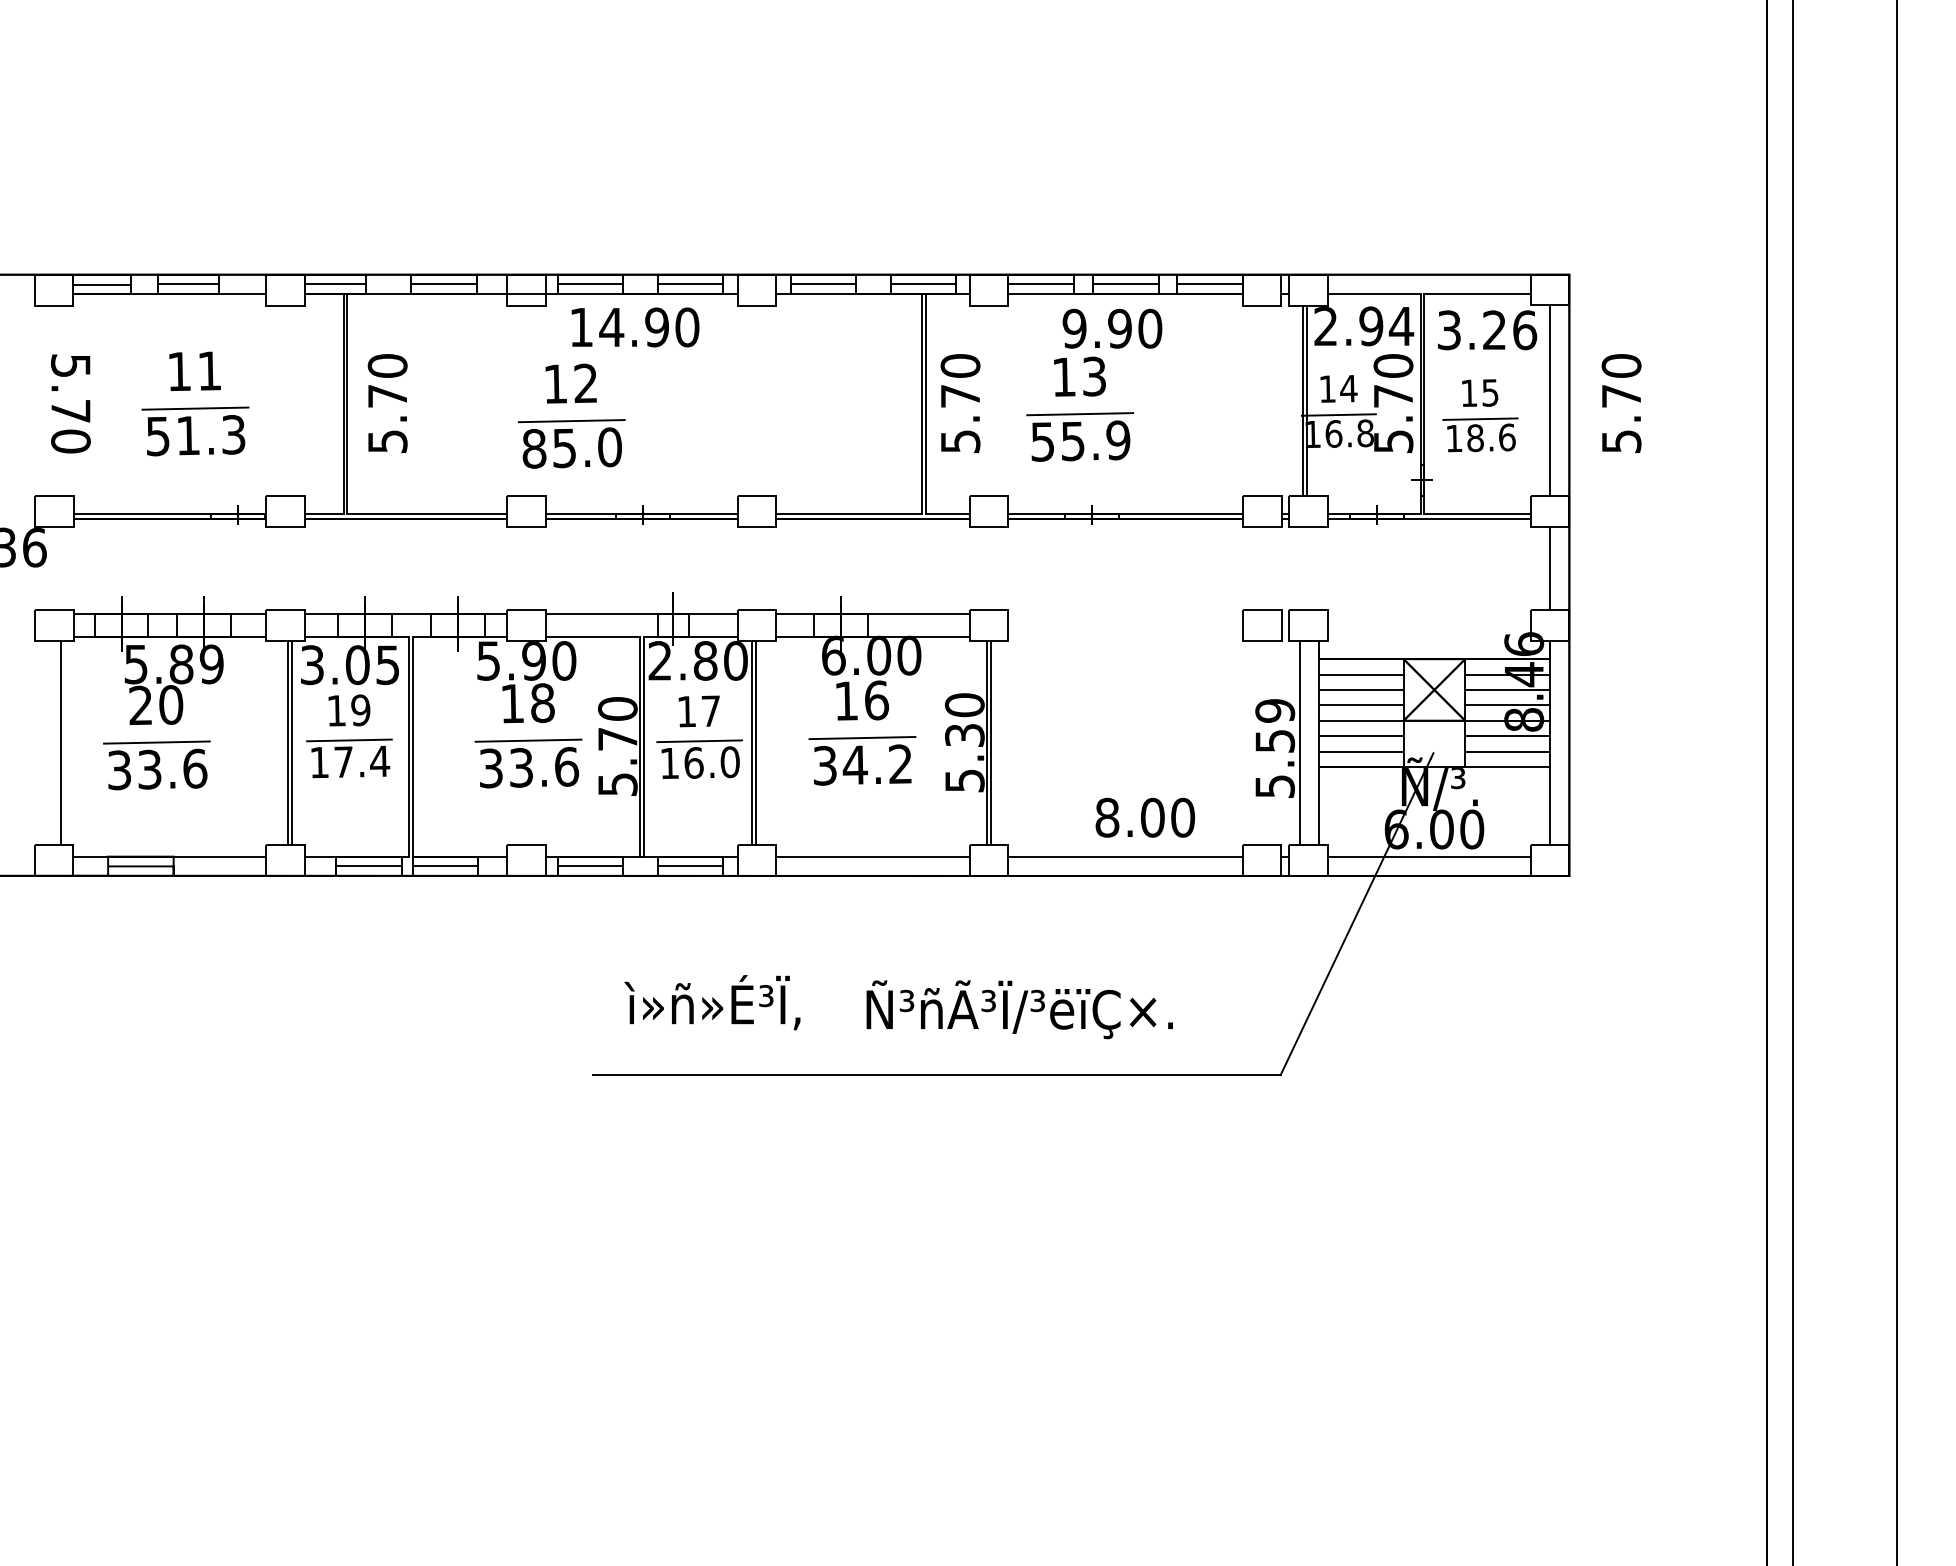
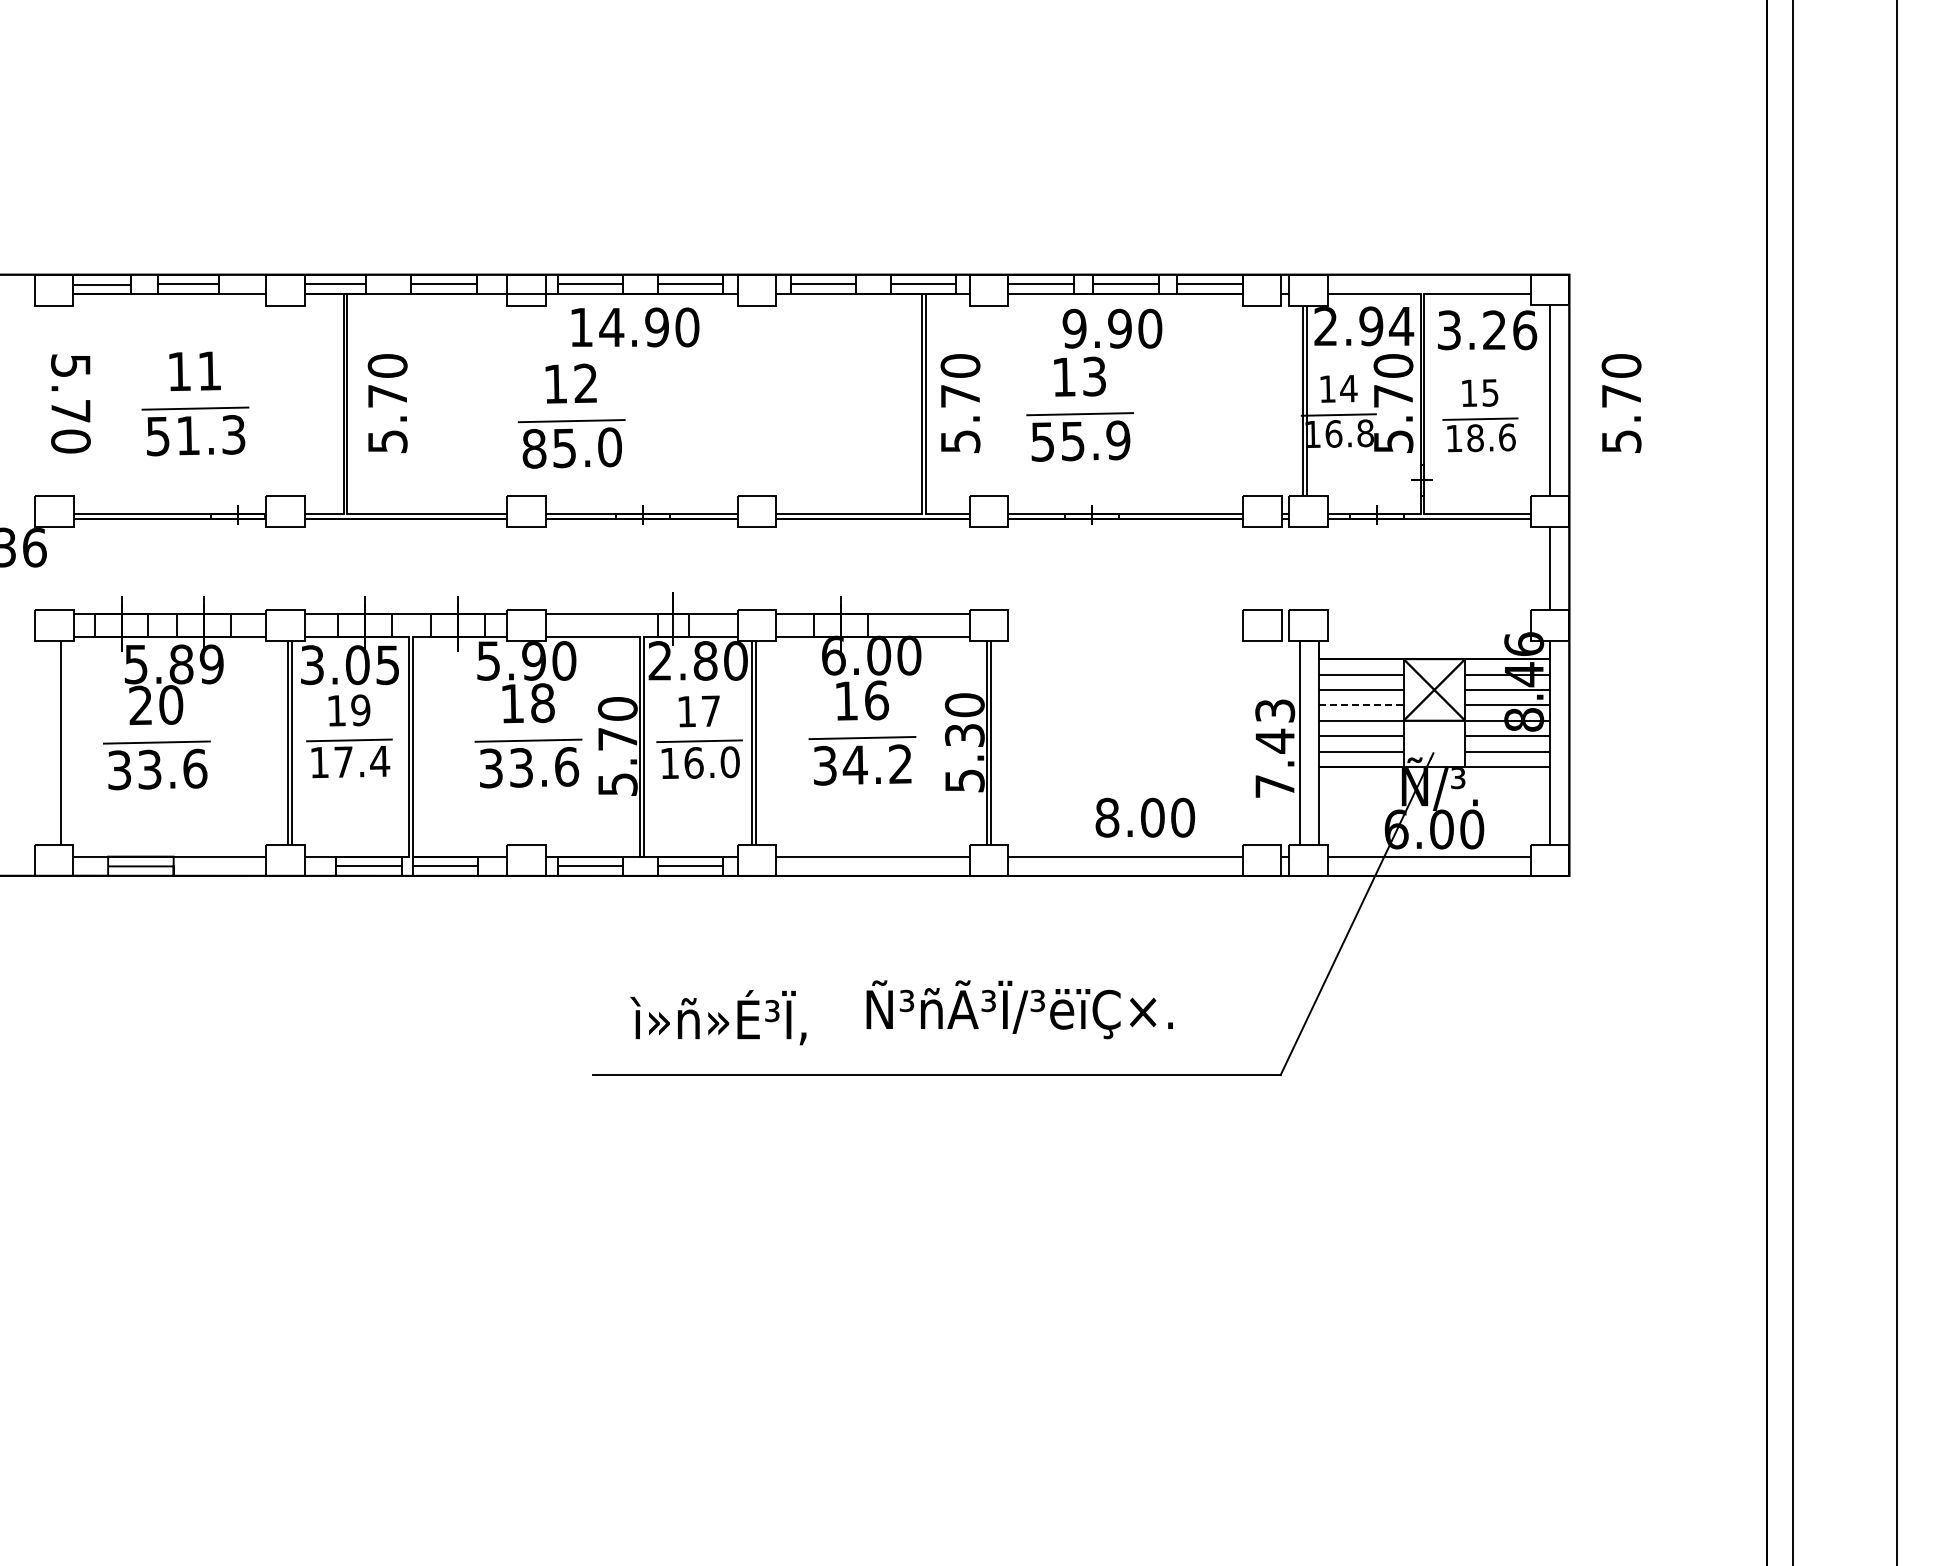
line: solid -> dashed (1361, 705)
text: 5.59 -> 7.43 (1275, 748)
text position: (712, 1002) -> (718, 1017) (718, 1017)
